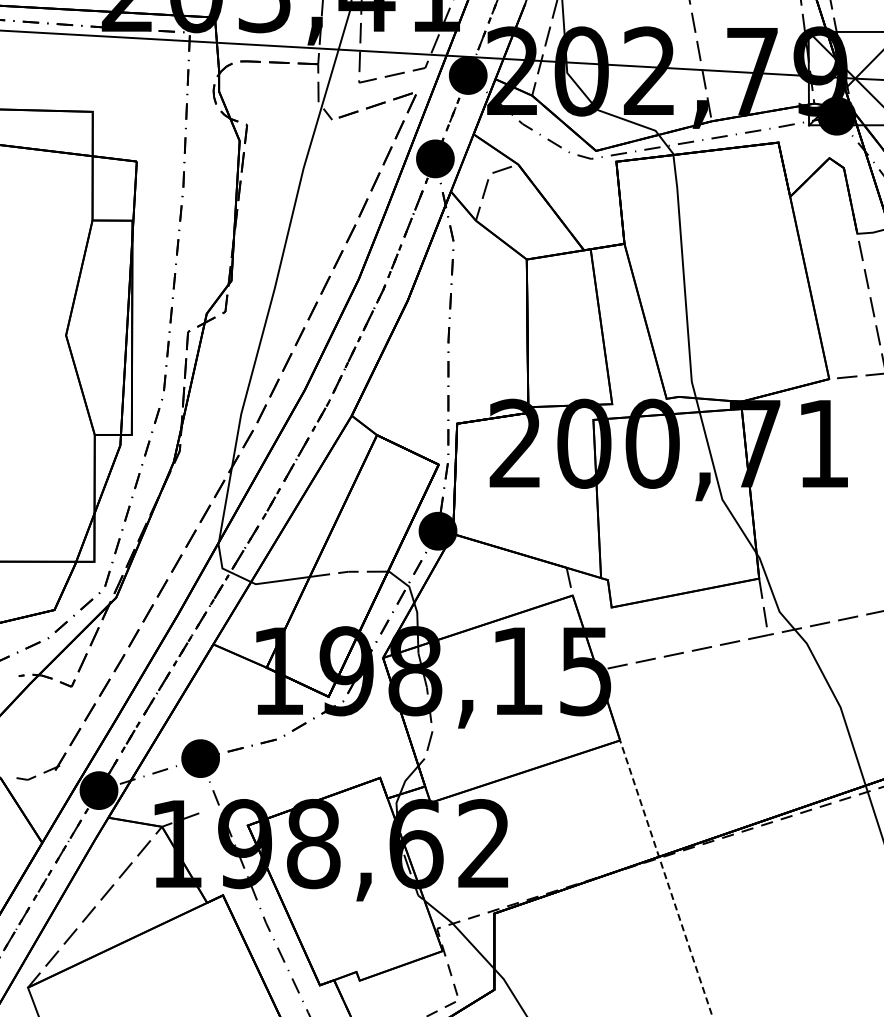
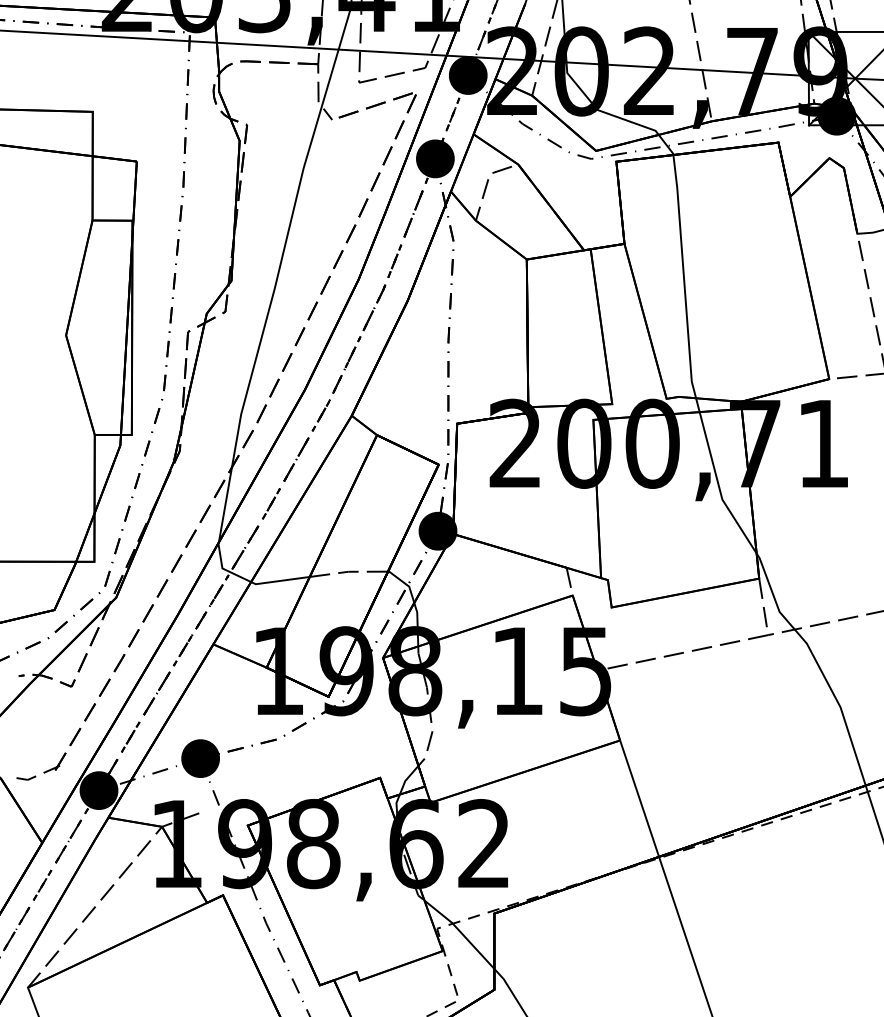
line: dashed -> solid (666, 878)
